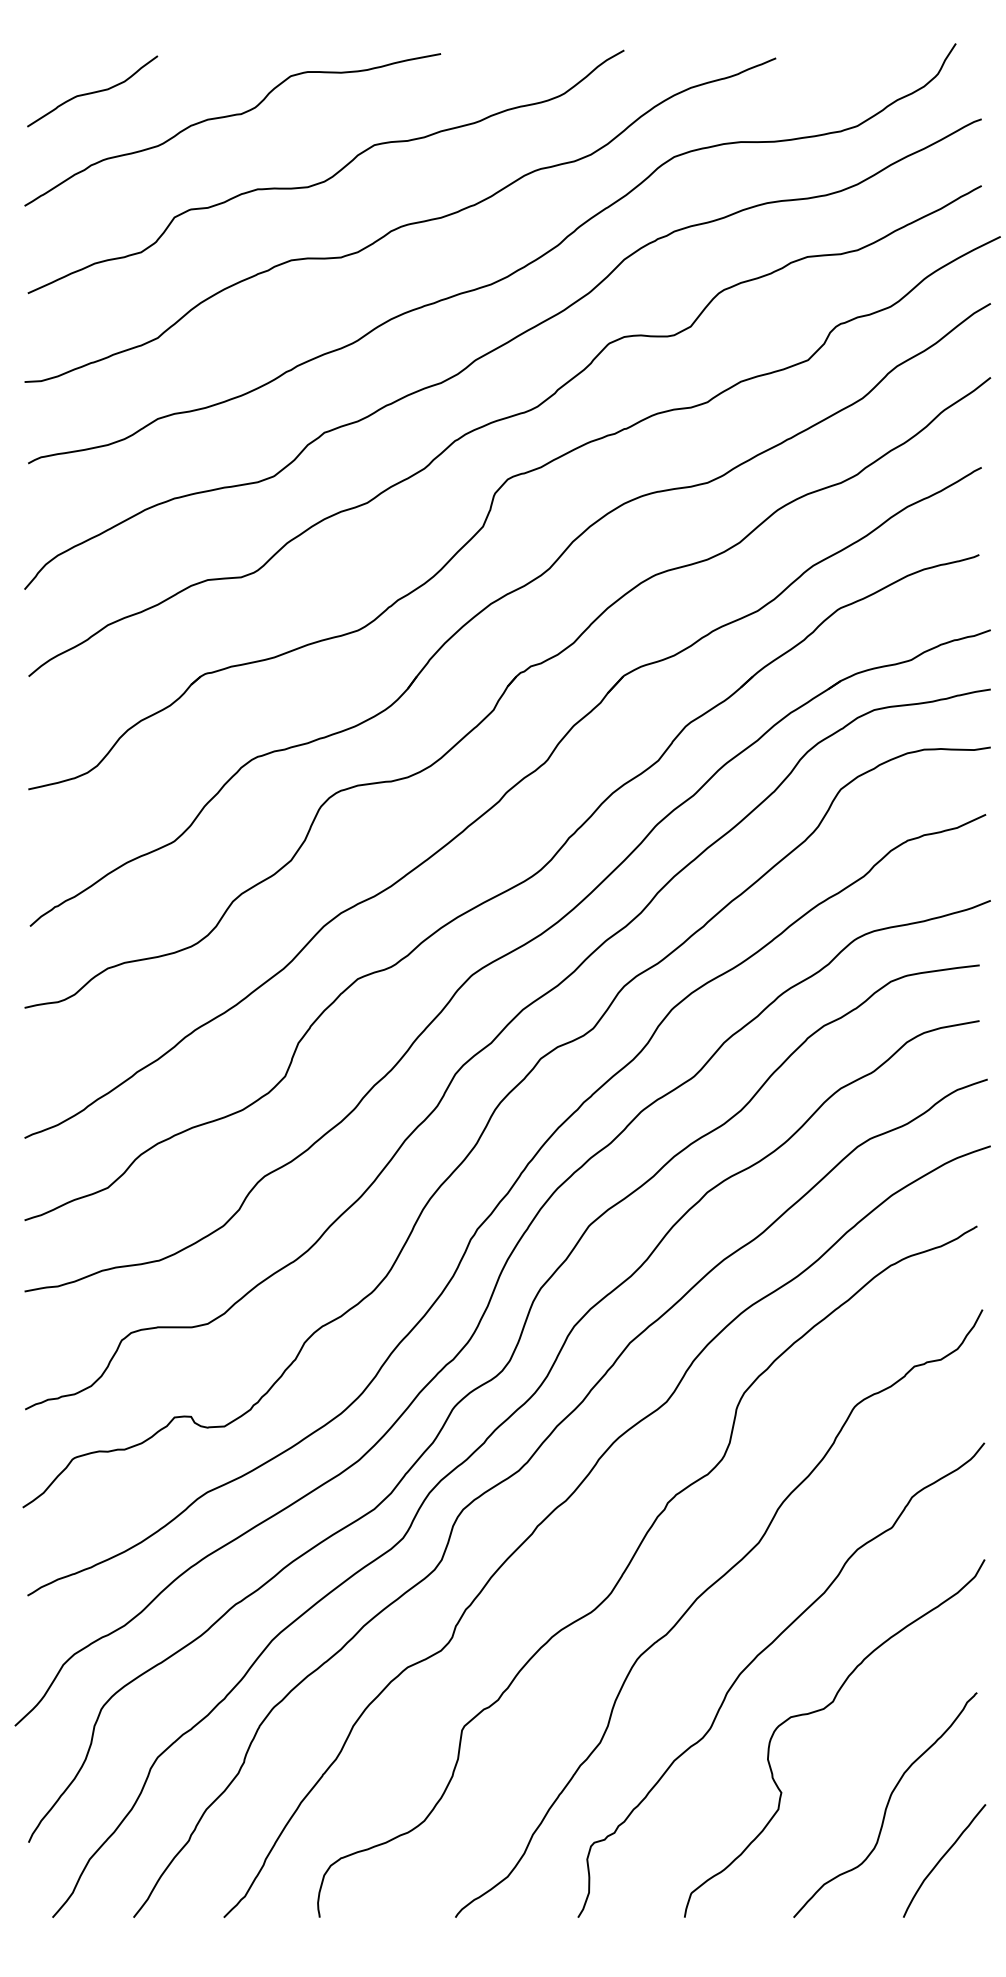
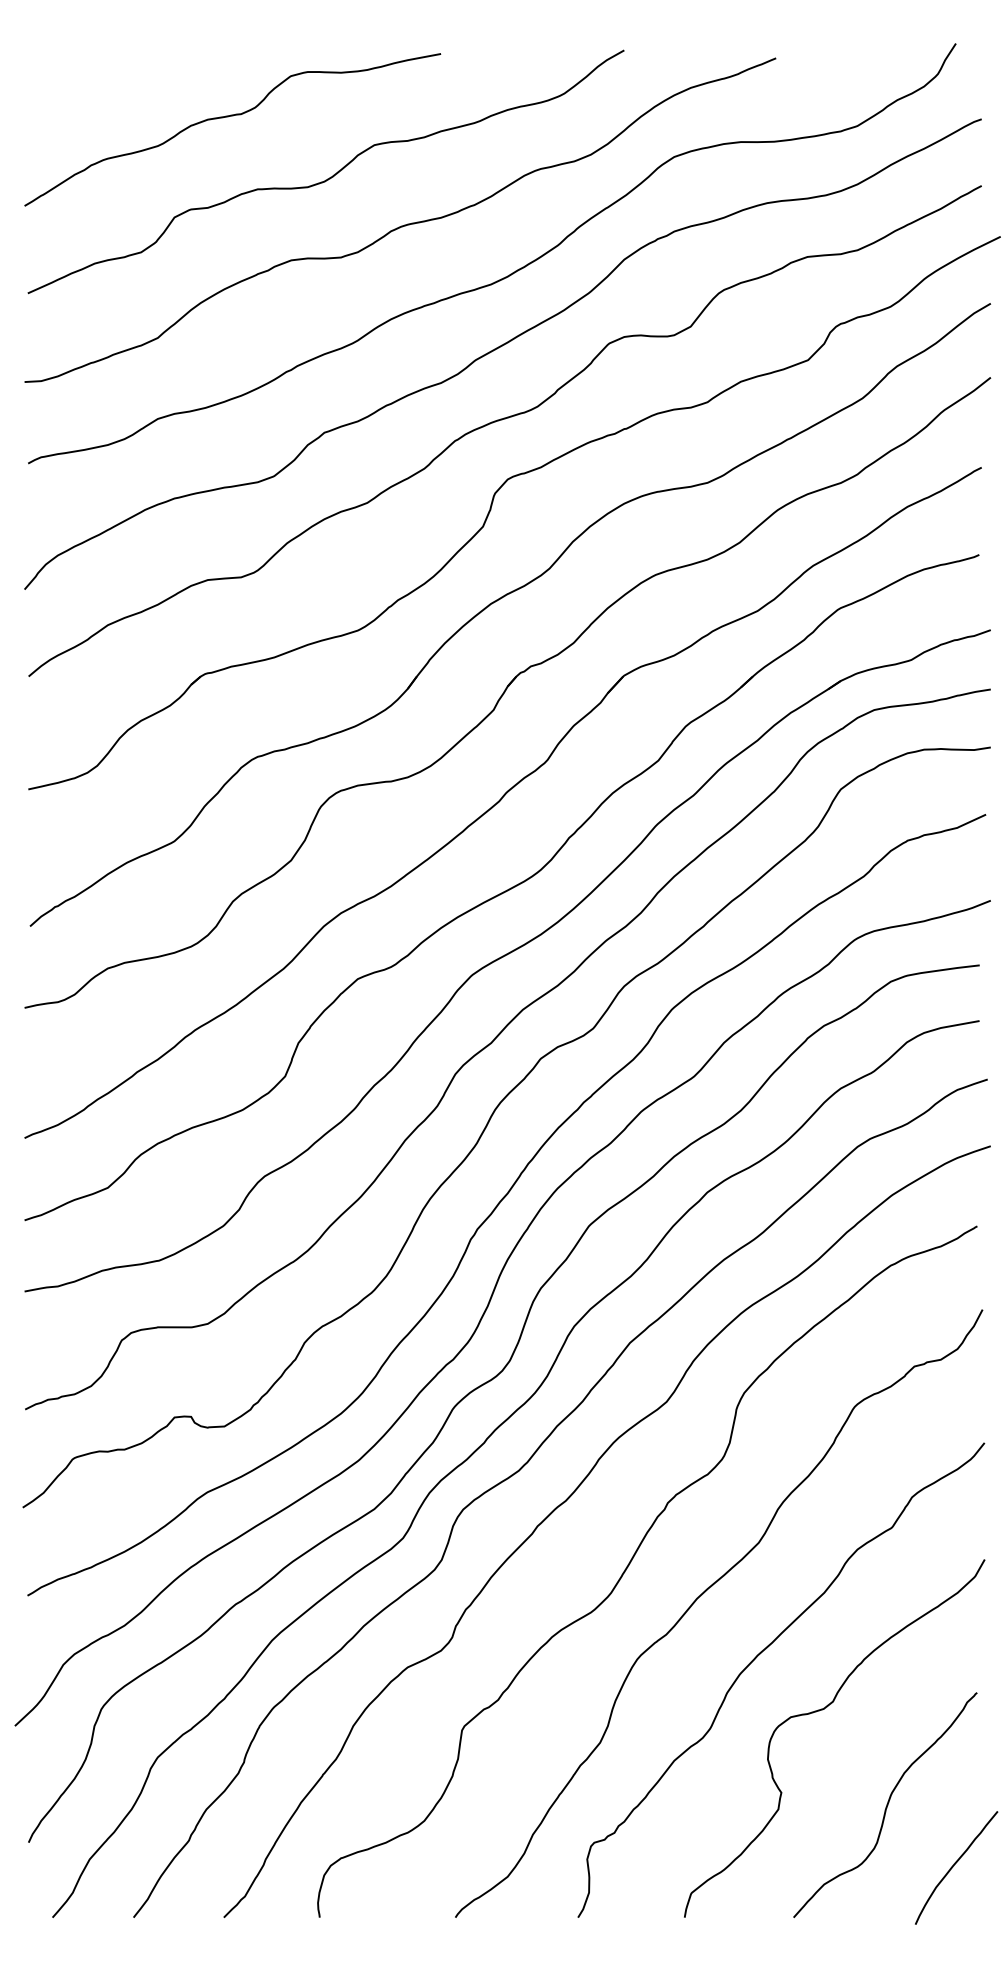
curve: present -> none (93, 91)
curve position: (942, 1858) -> (954, 1865) (954, 1865)
